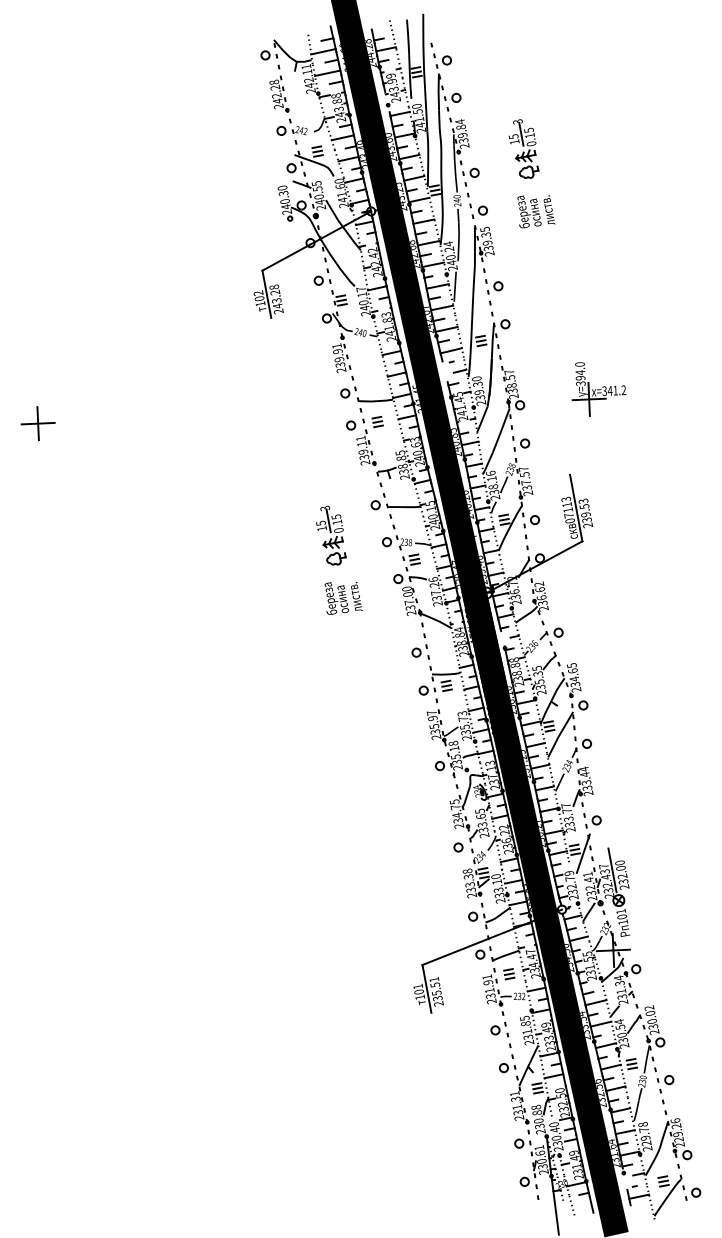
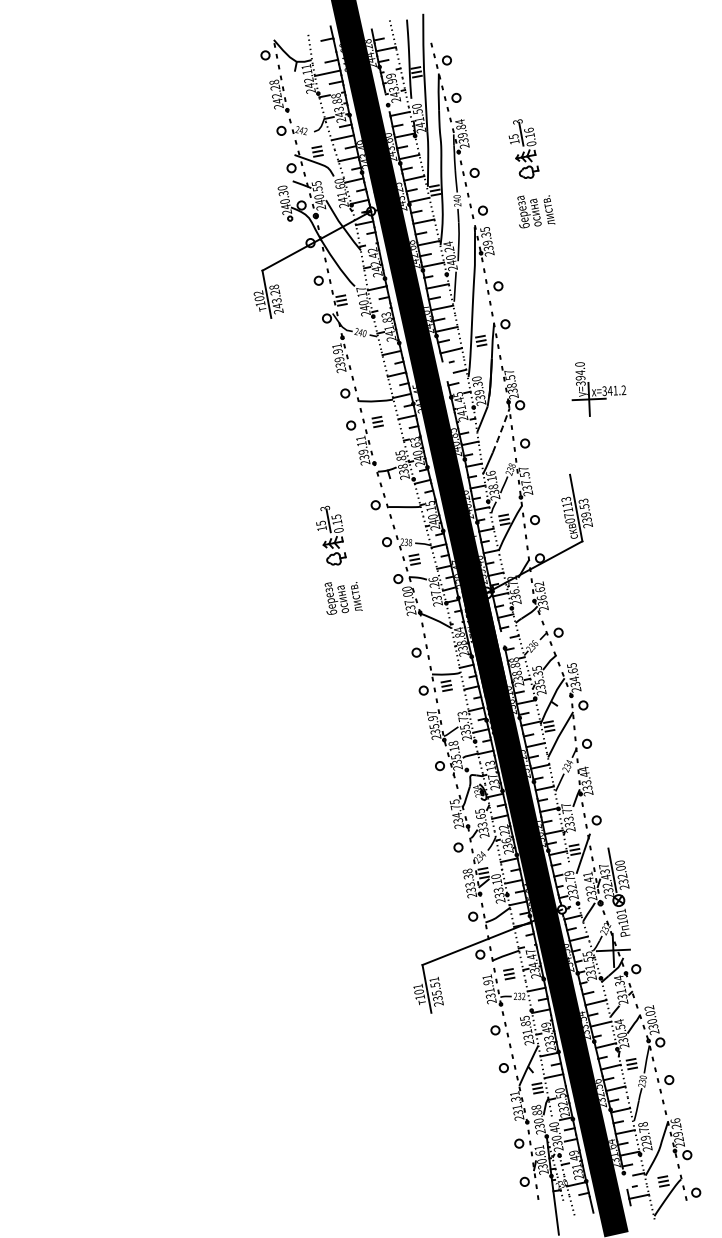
line: present -> none (323, 51)
text: 0.15 -> 0.16 (528, 129)
part: present -> none (37, 423)
line: solid -> dashed (501, 430)
